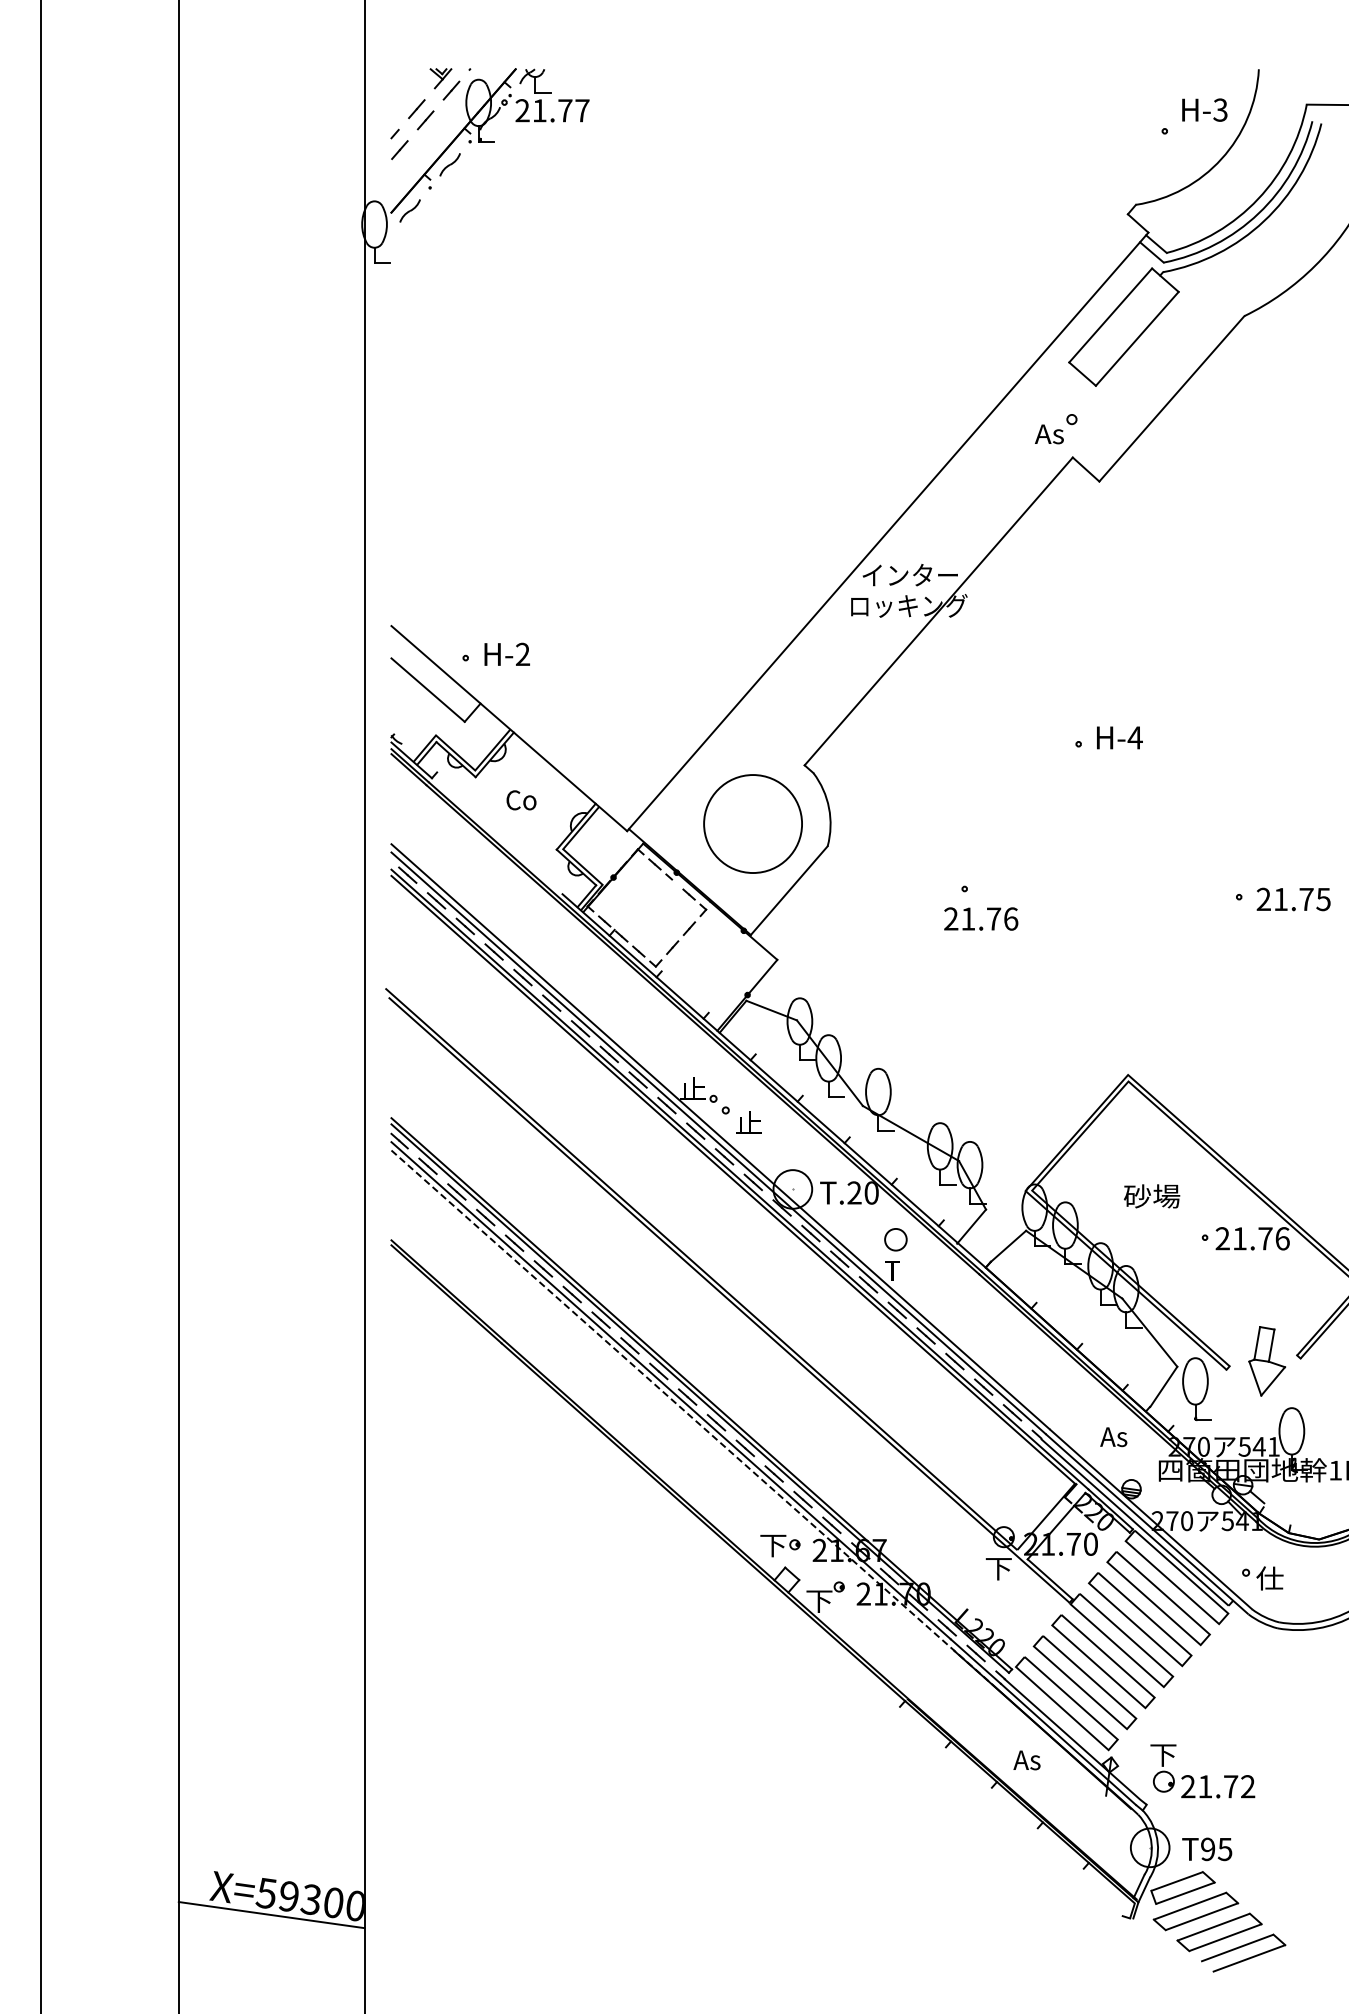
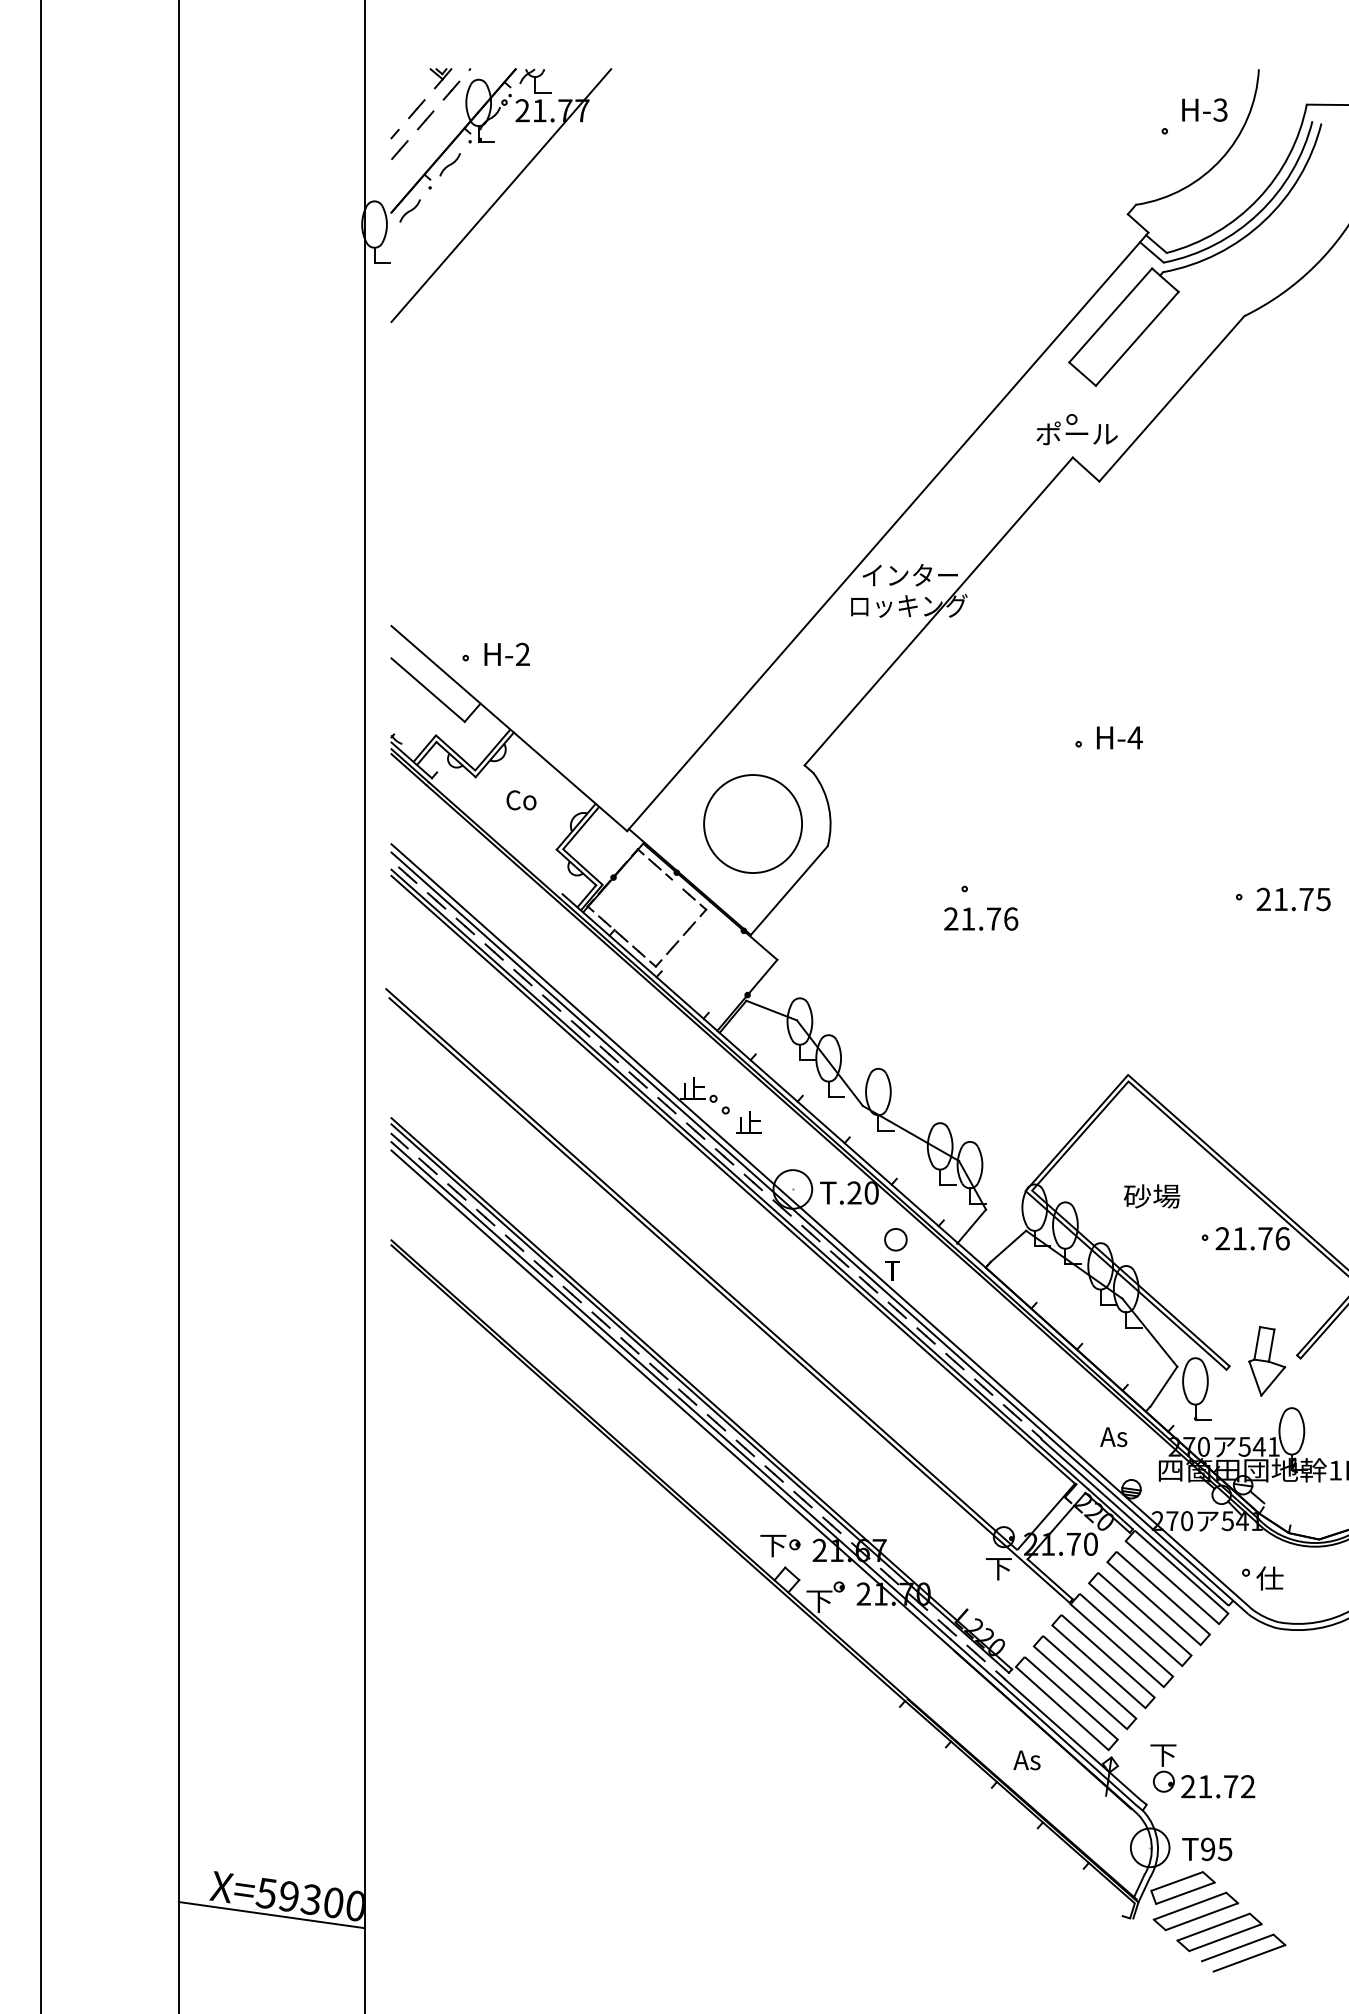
line: none -> present (501, 195)
text: As -> ポール (1075, 433)
line: dashed -> solid (694, 1419)
